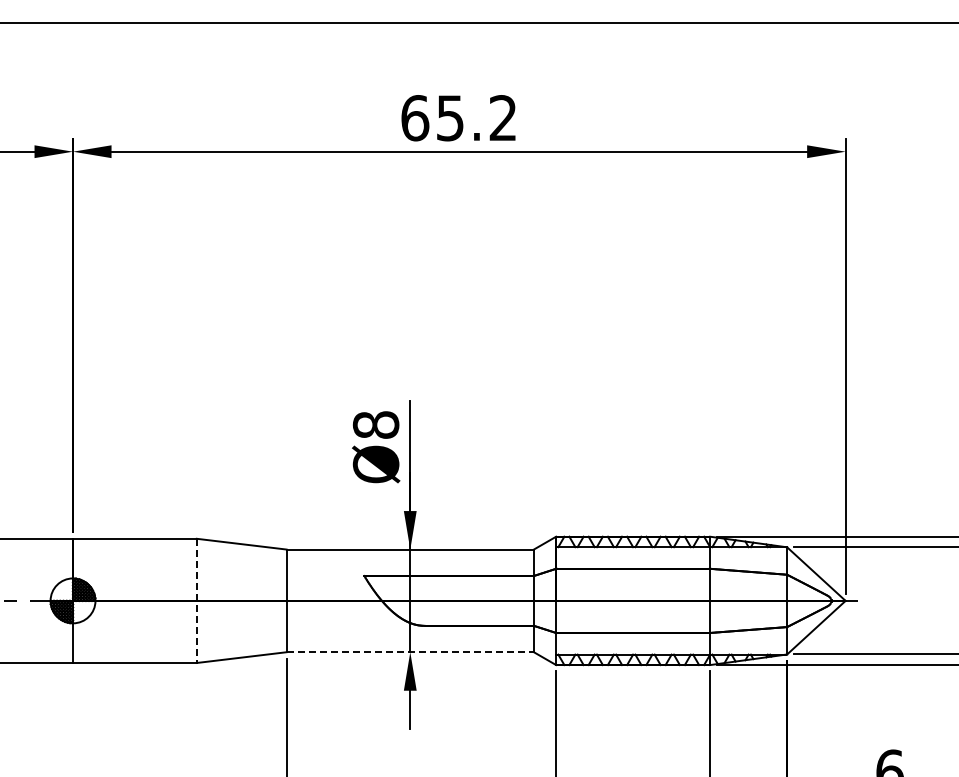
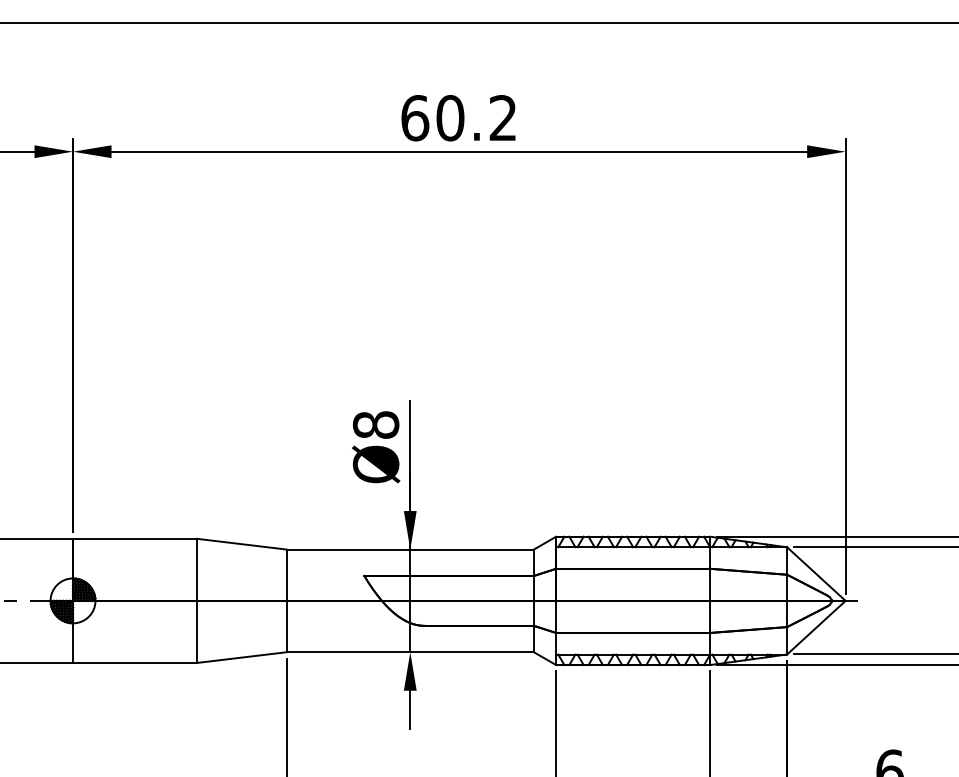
text: 65.2 -> 60.2 (450, 118)
line: dashed -> solid (196, 601)
line: dashed -> solid (410, 652)
